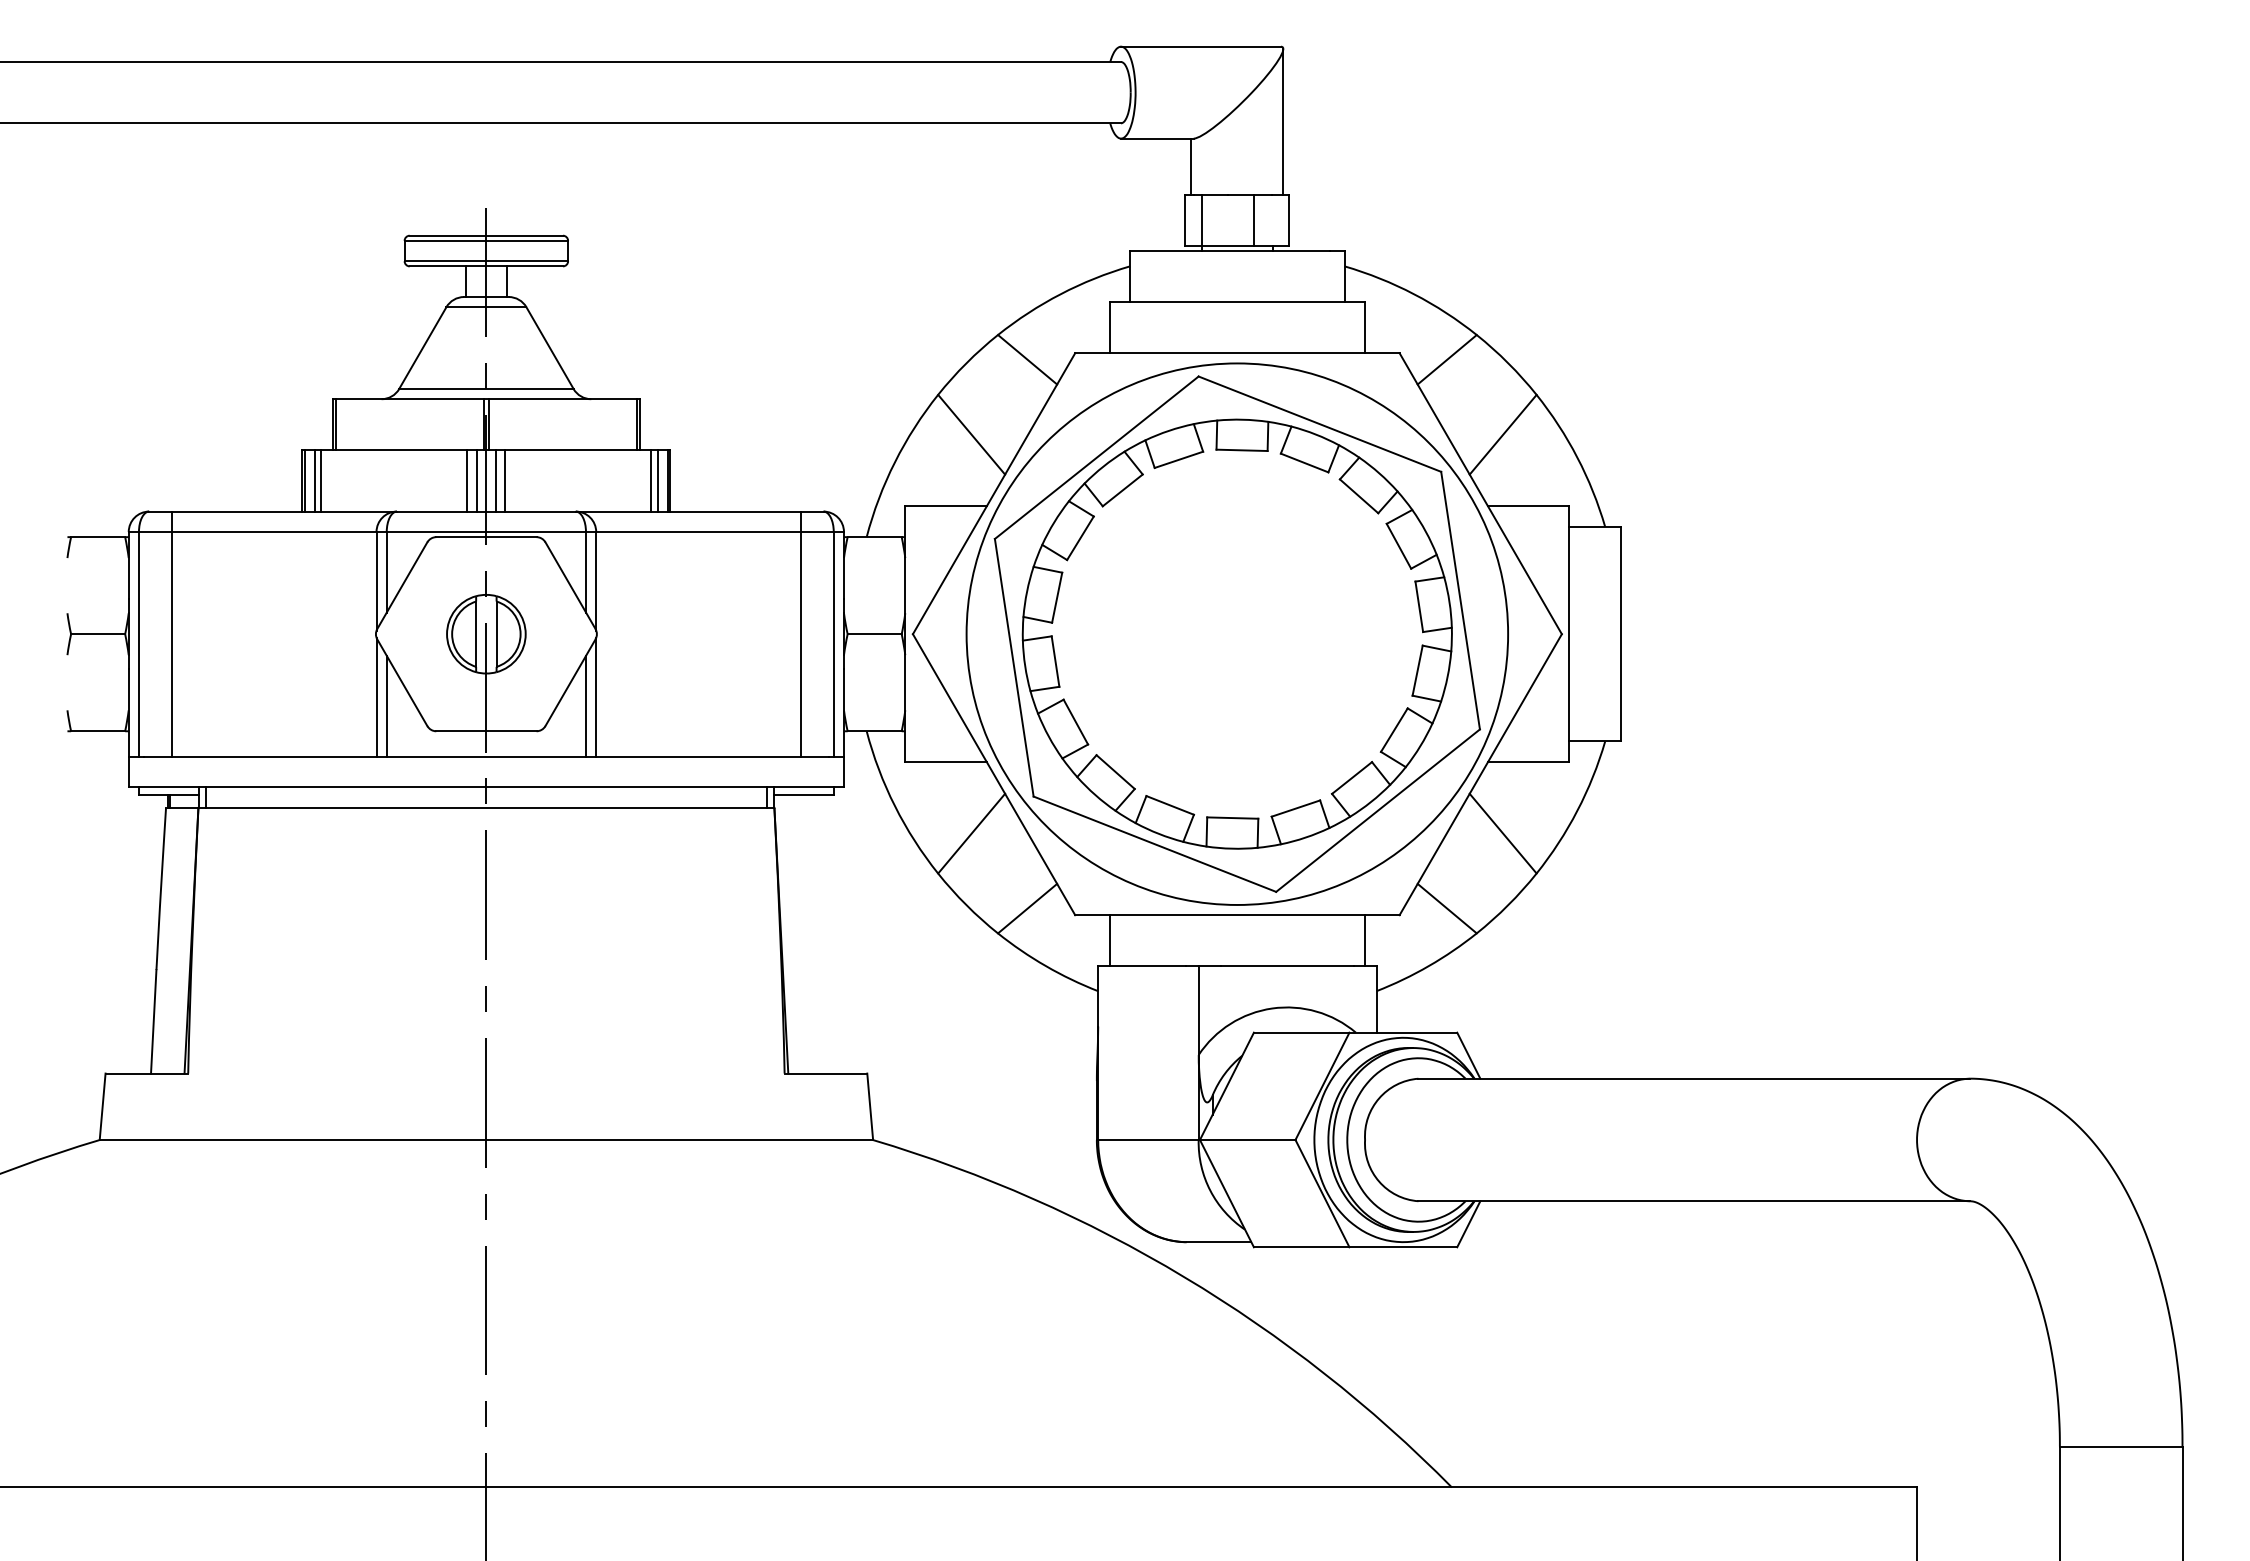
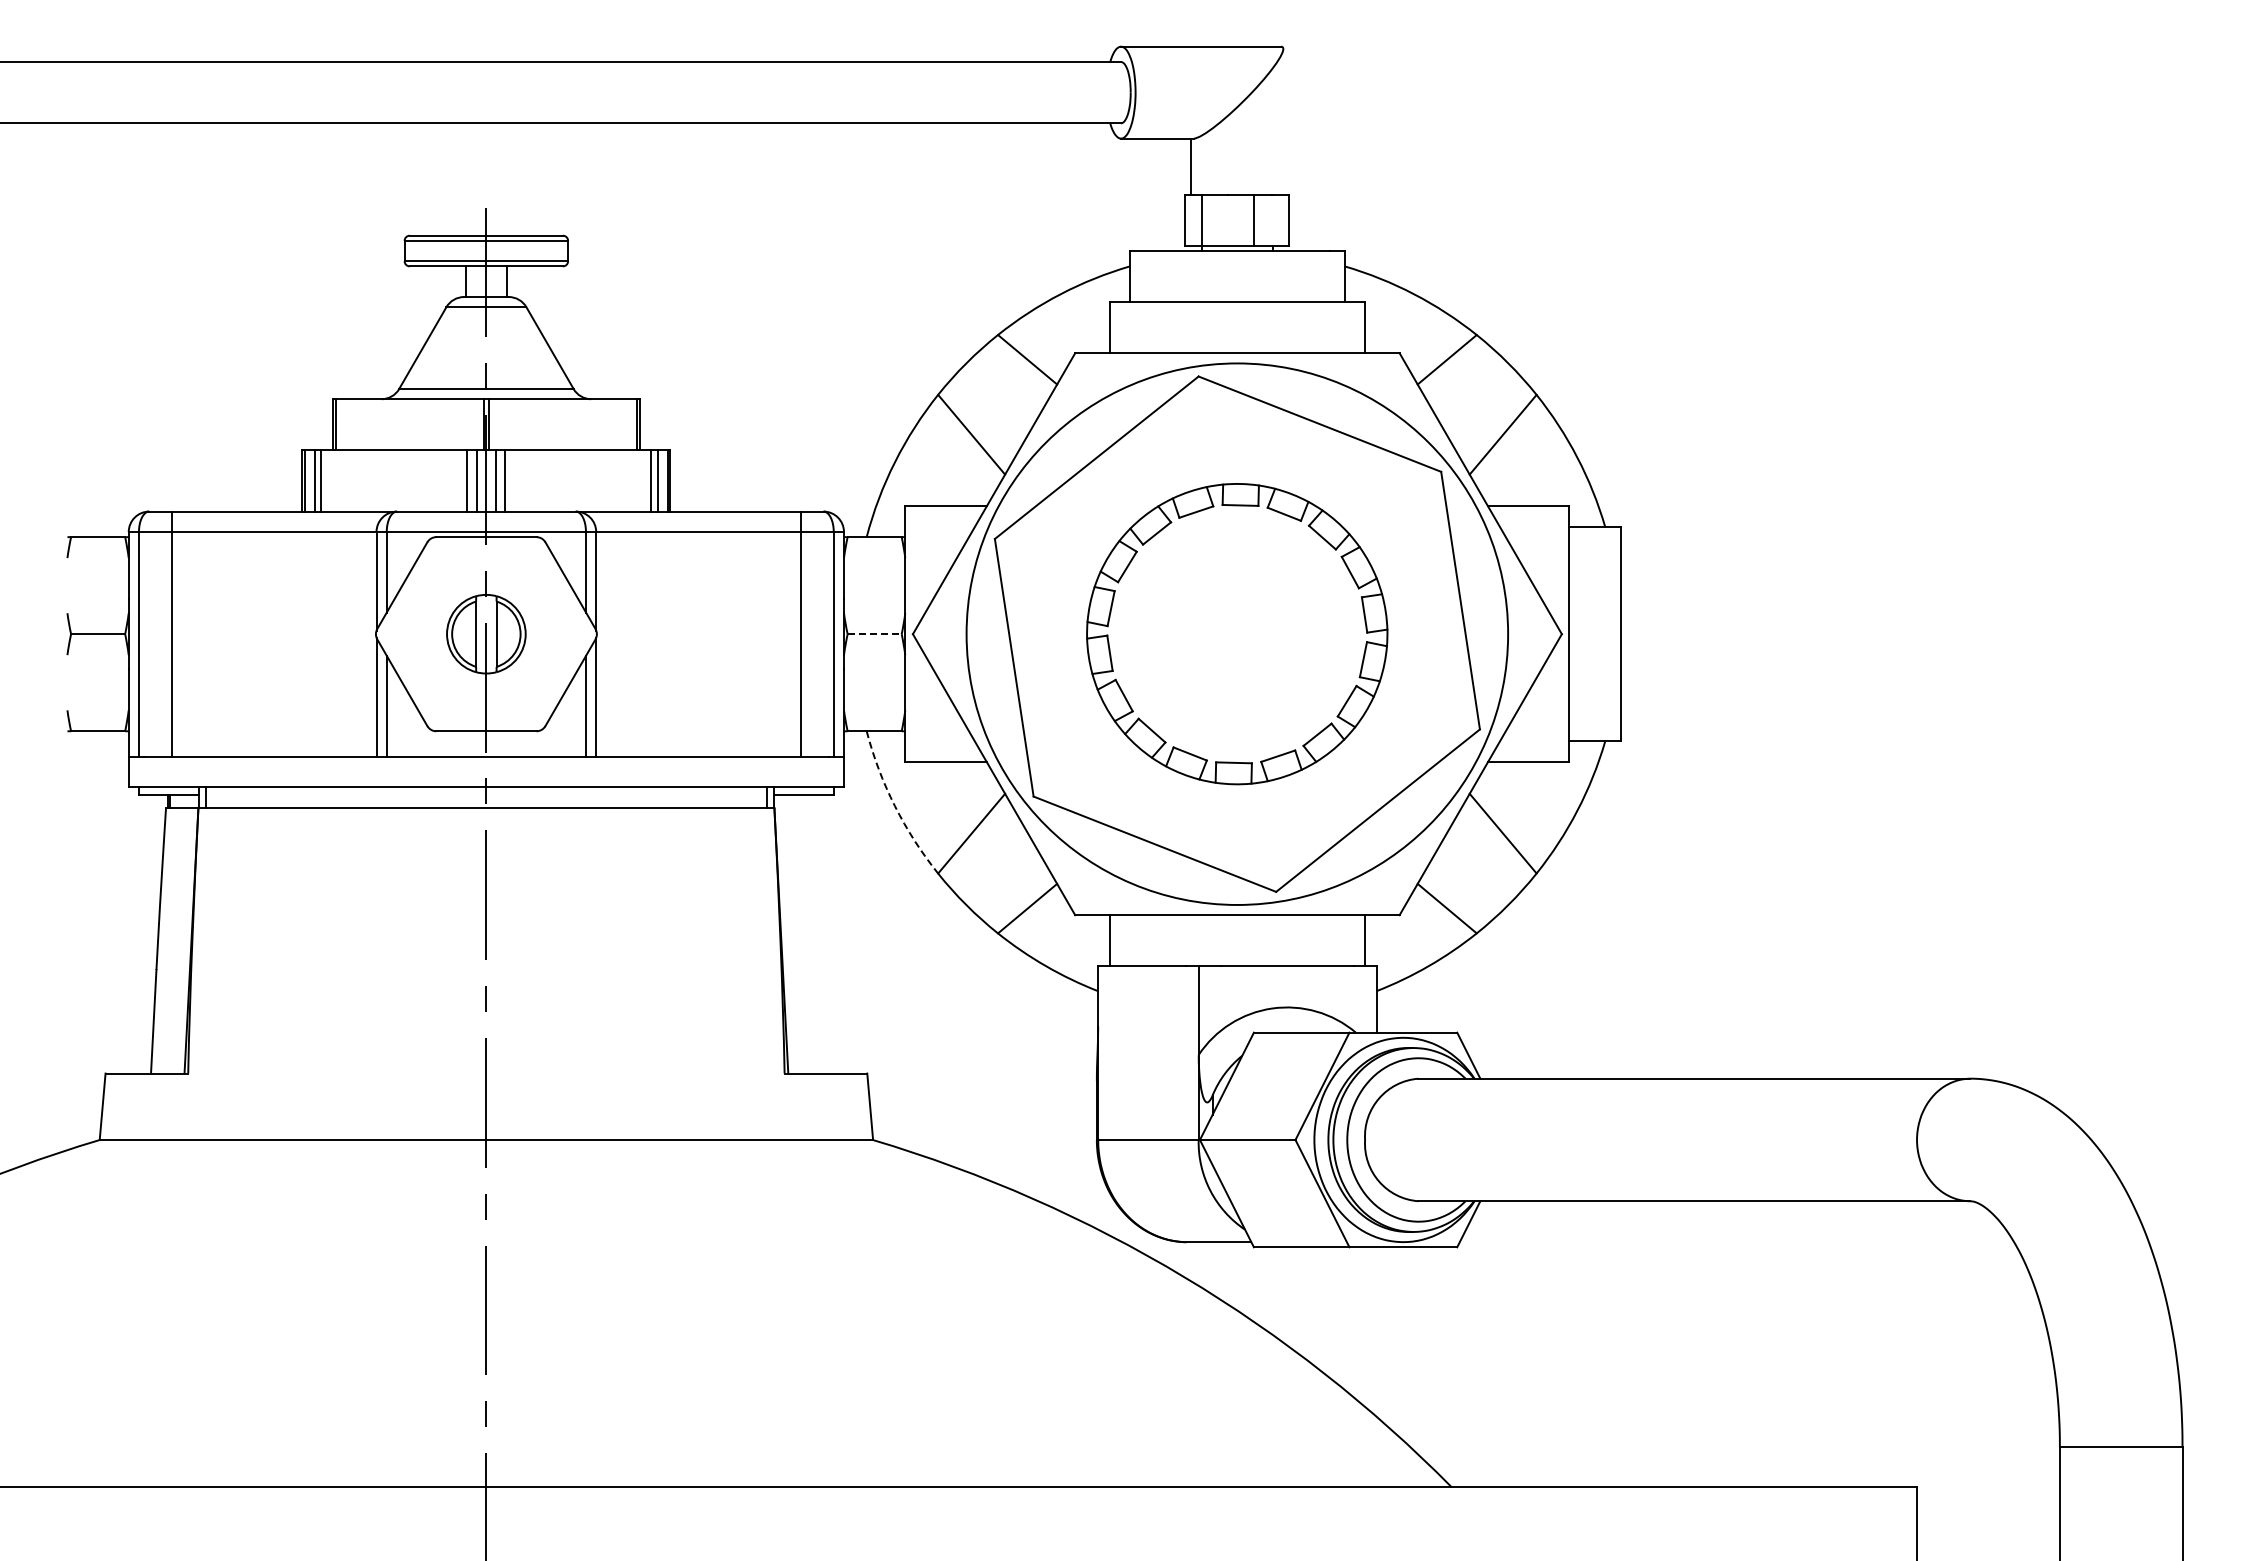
line: present -> none (1283, 121)
part size: 432x432 px -> 303x303 px (1237, 634)
line: solid -> dashed (875, 634)
arc: solid -> dashed (894, 806)
